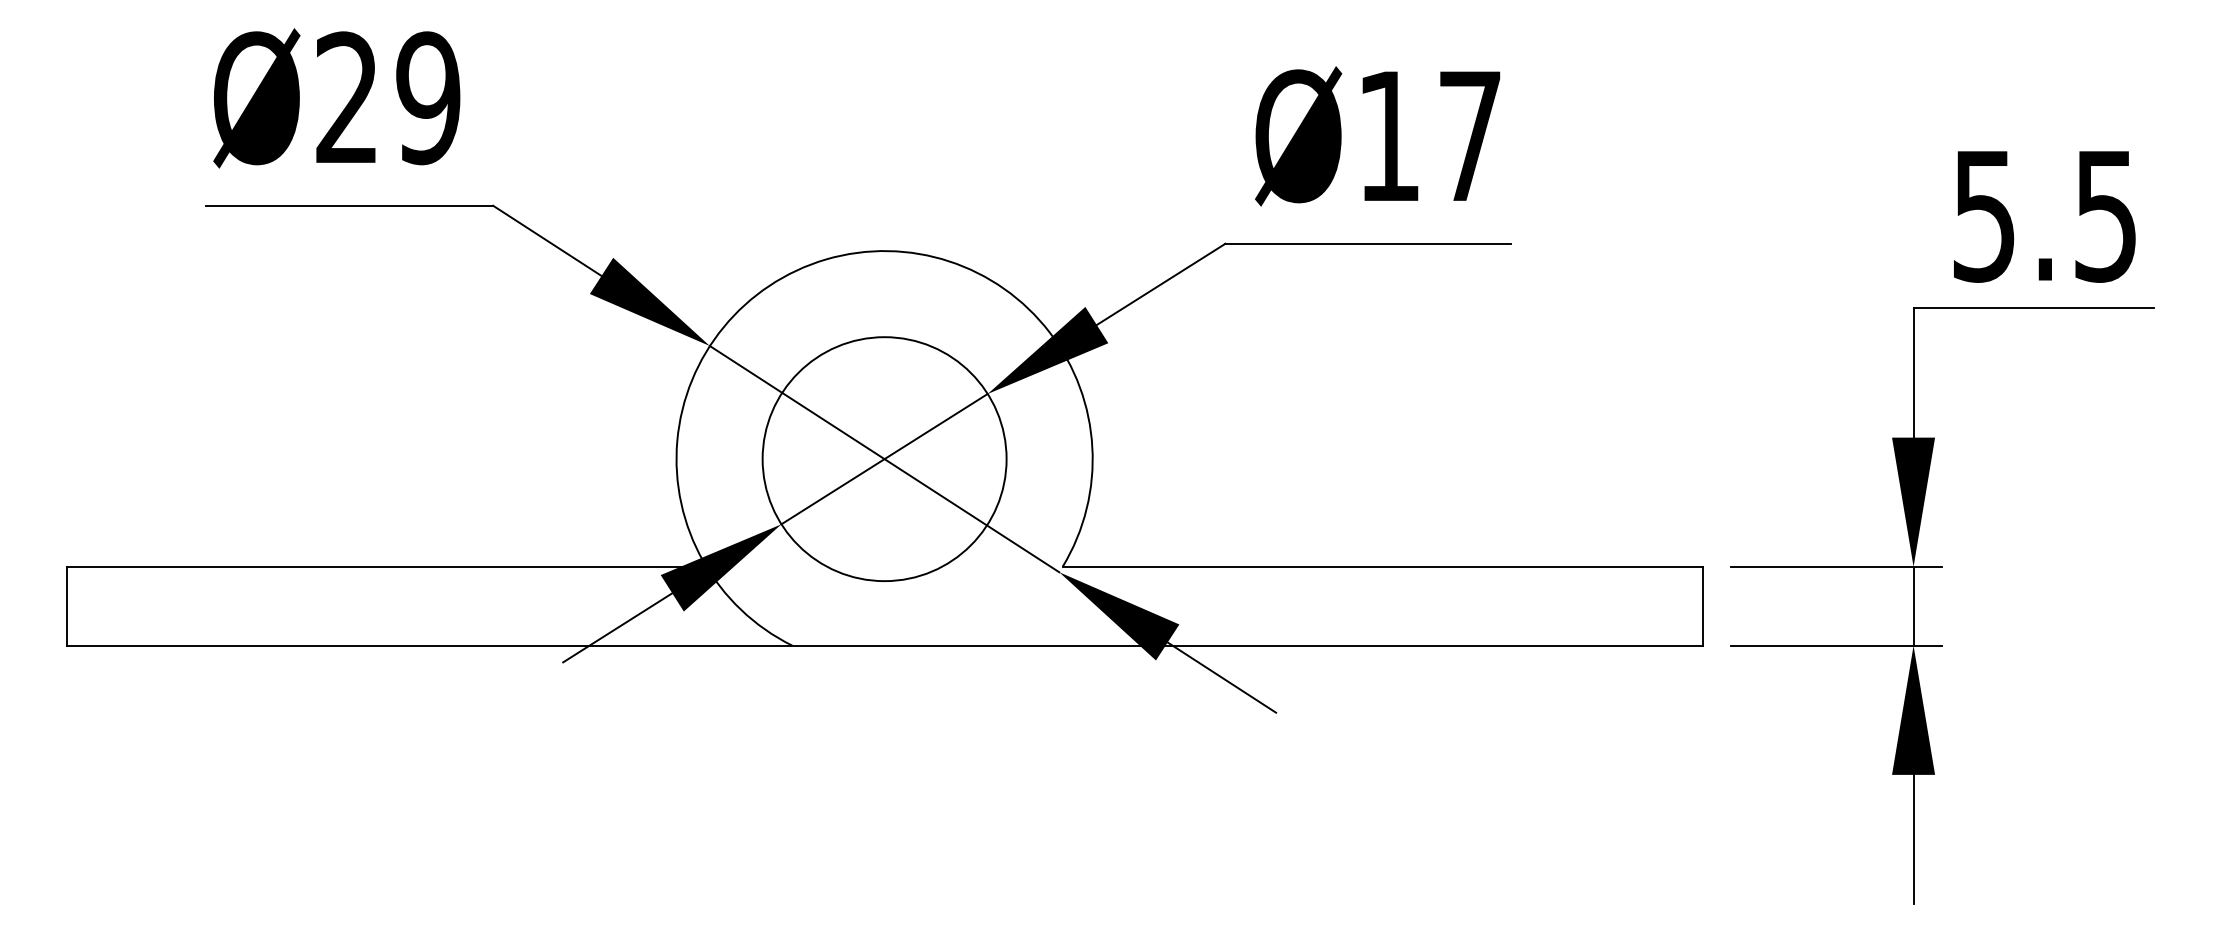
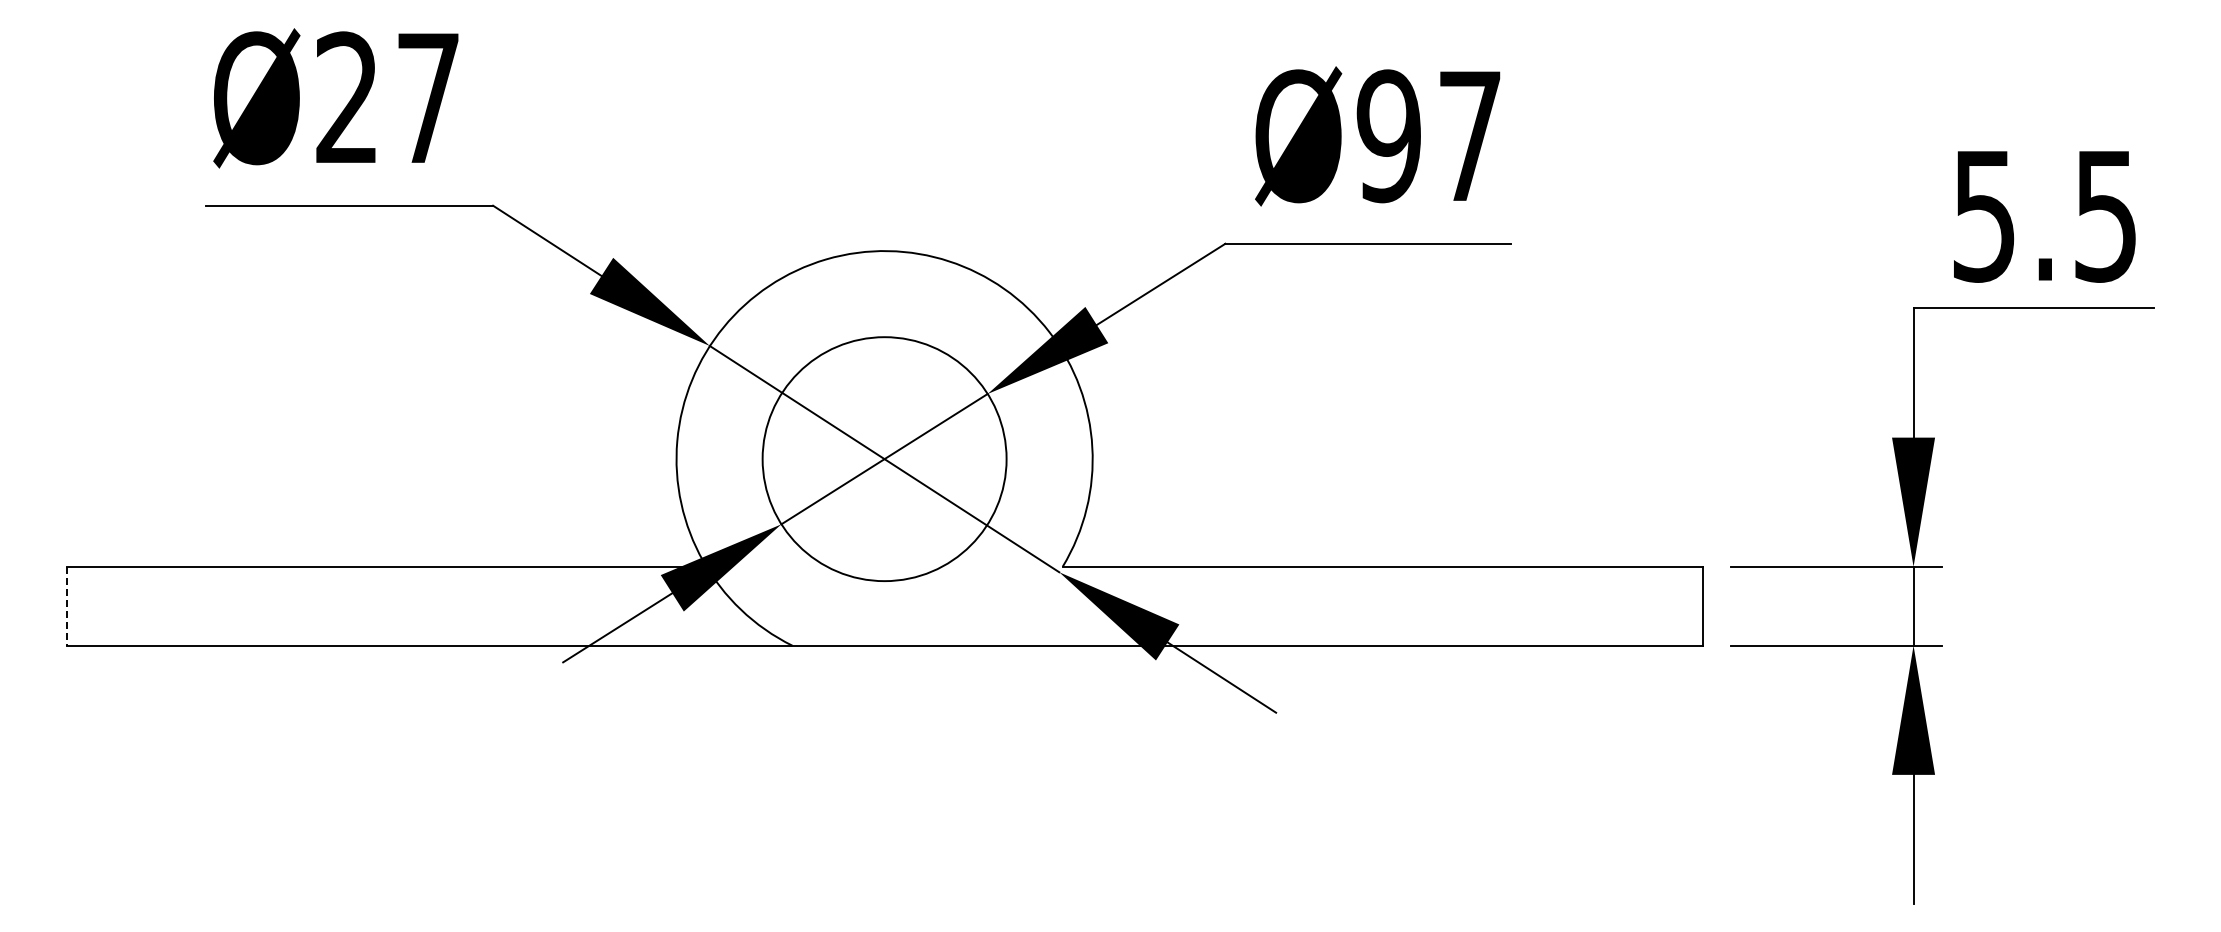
text: Ø29 -> Ø27 (428, 98)
text: Ø17 -> Ø97 (1388, 136)
line: solid -> dashed (66, 606)
